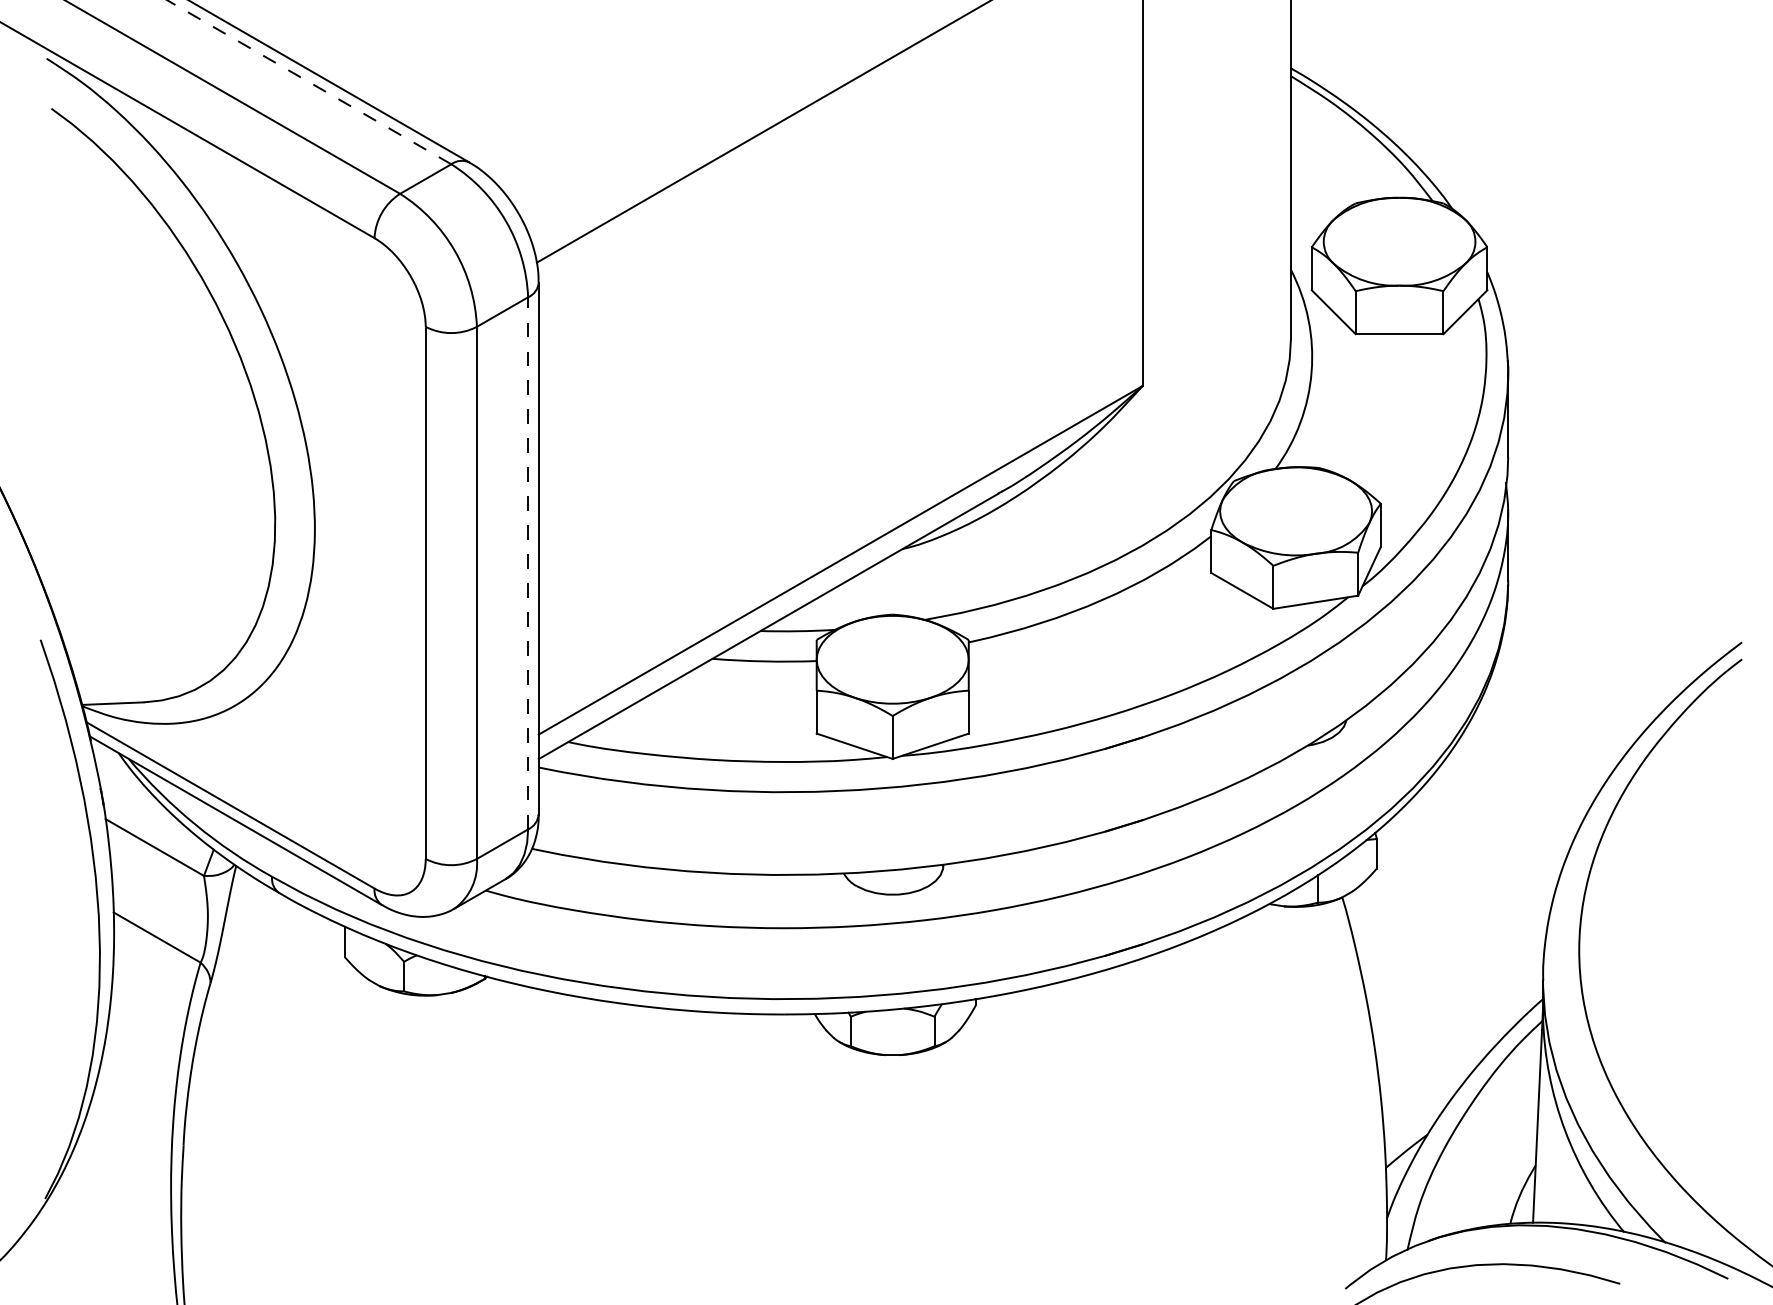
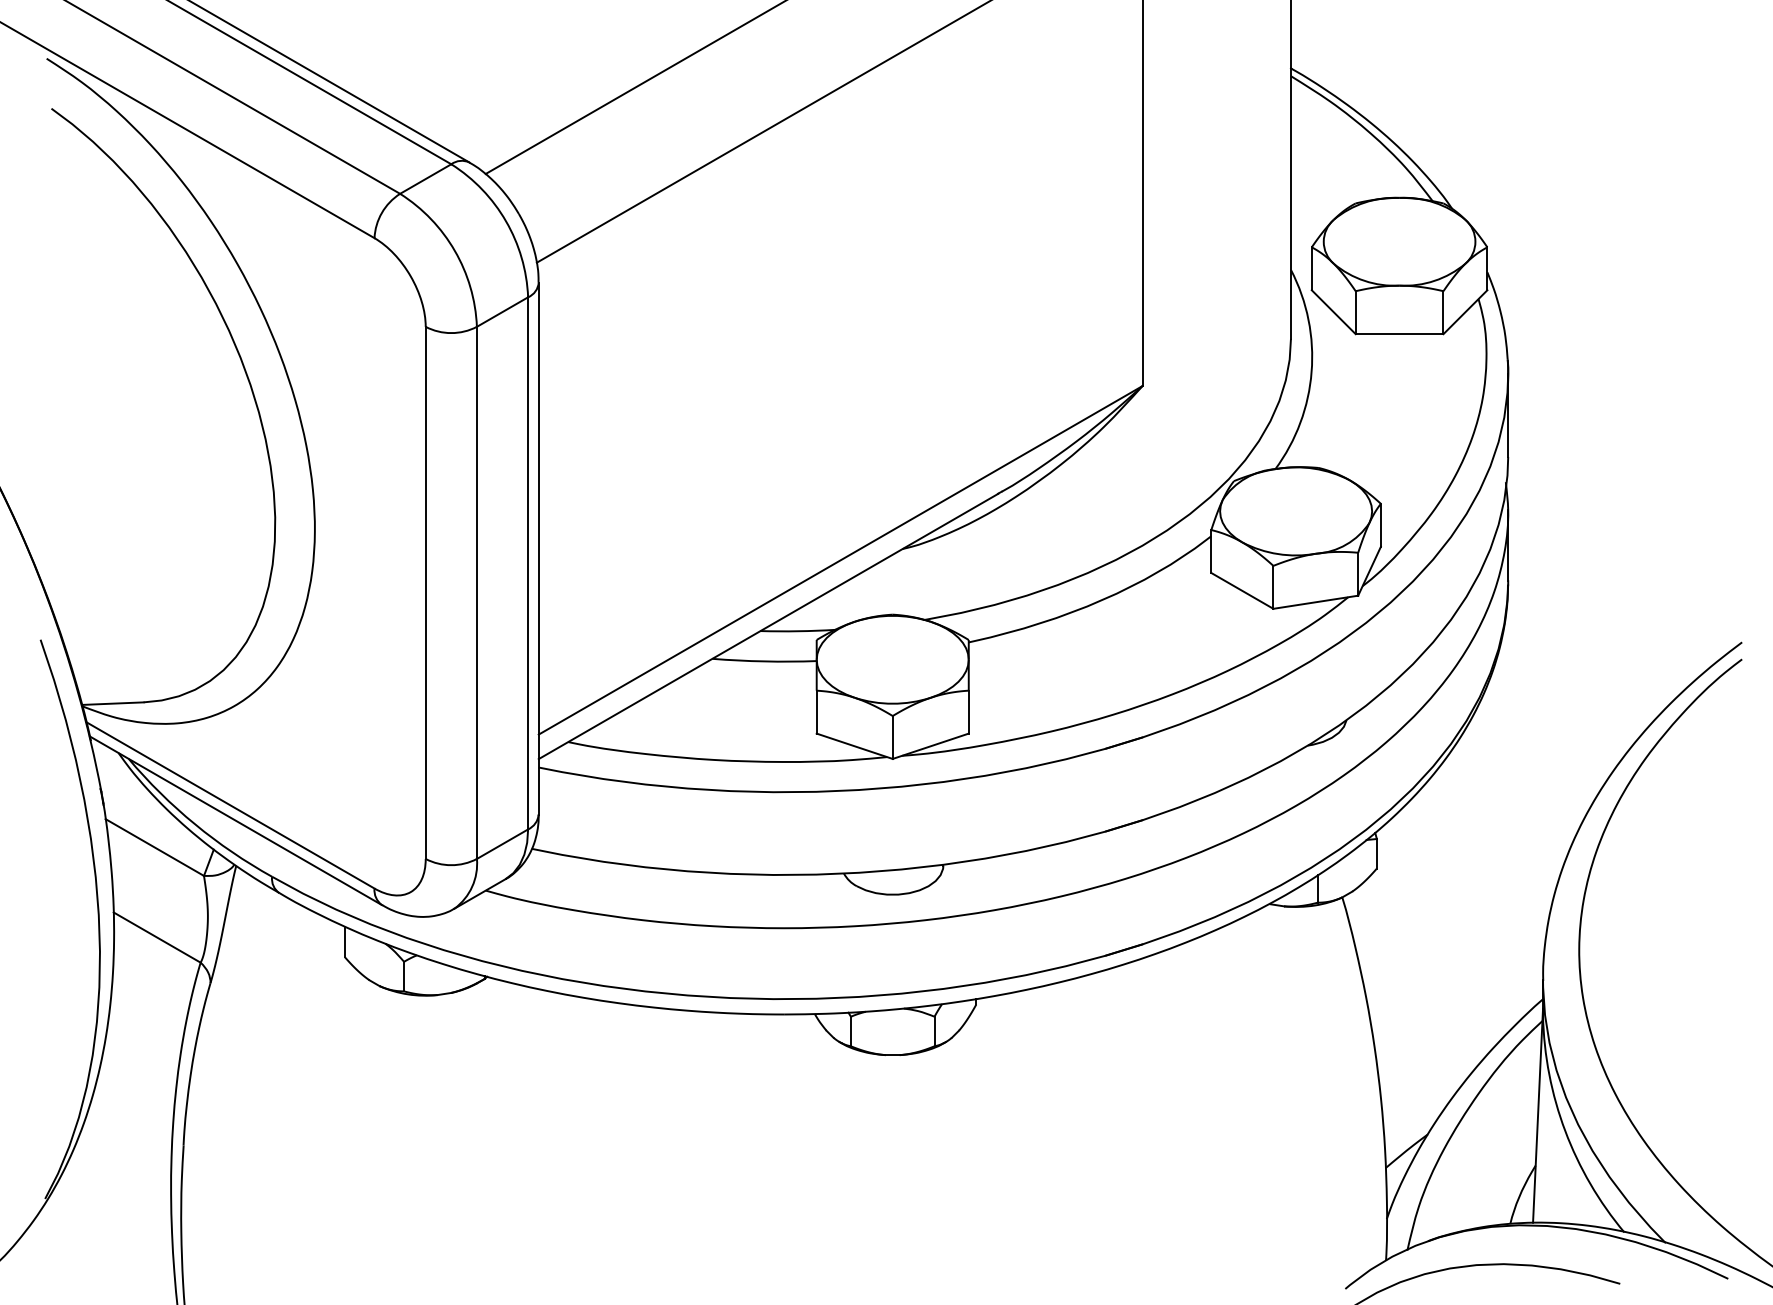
line: dashed -> solid (309, 82)
line: none -> present (633, 88)
line: dashed -> solid (528, 562)
